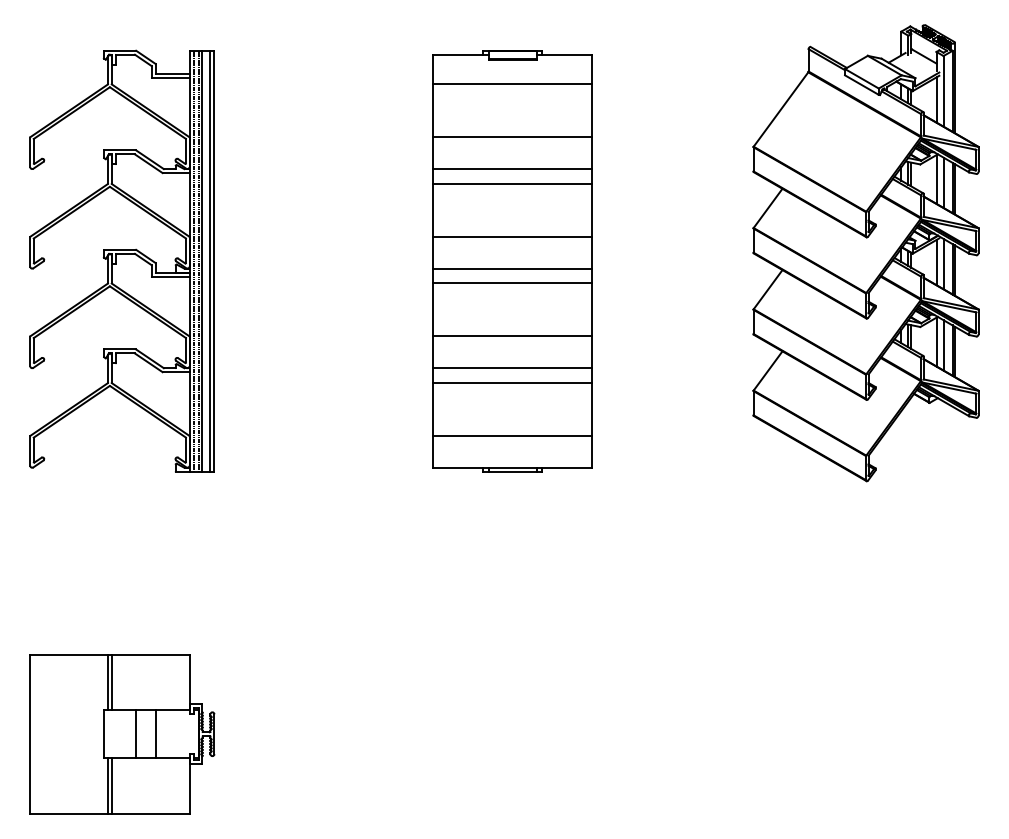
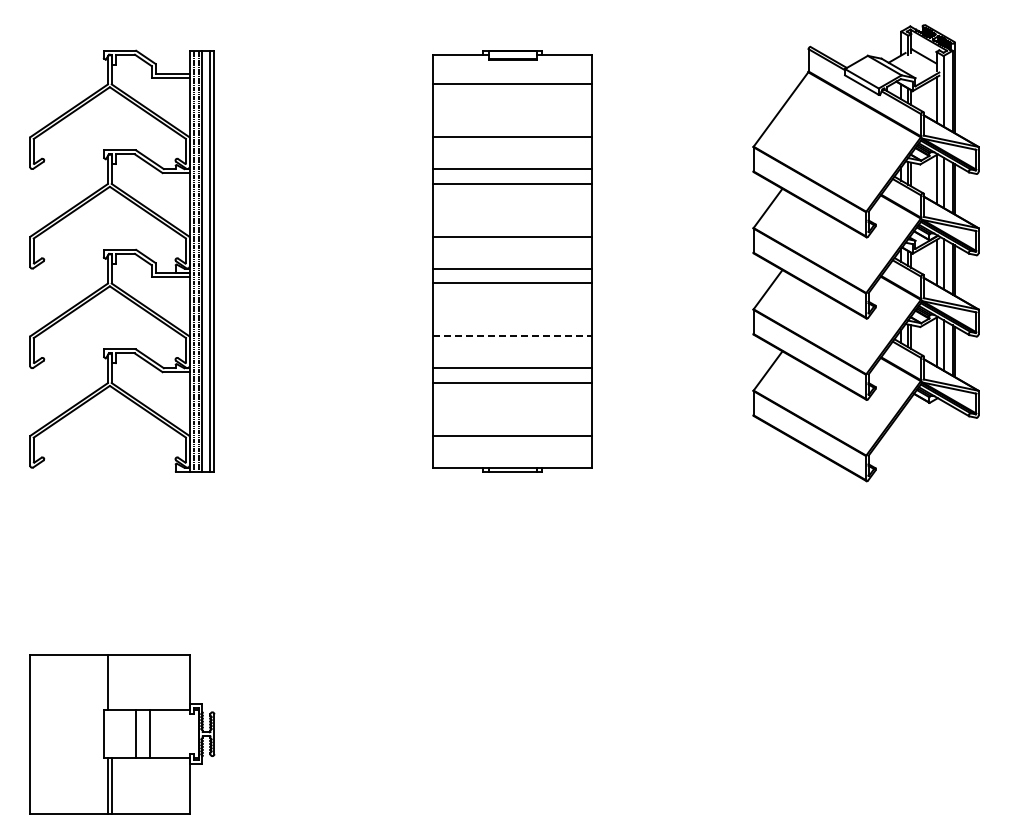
line: solid -> dashed (512, 336)
line: present -> none (111, 682)
line position: (155, 734) -> (149, 734) (149, 734)
